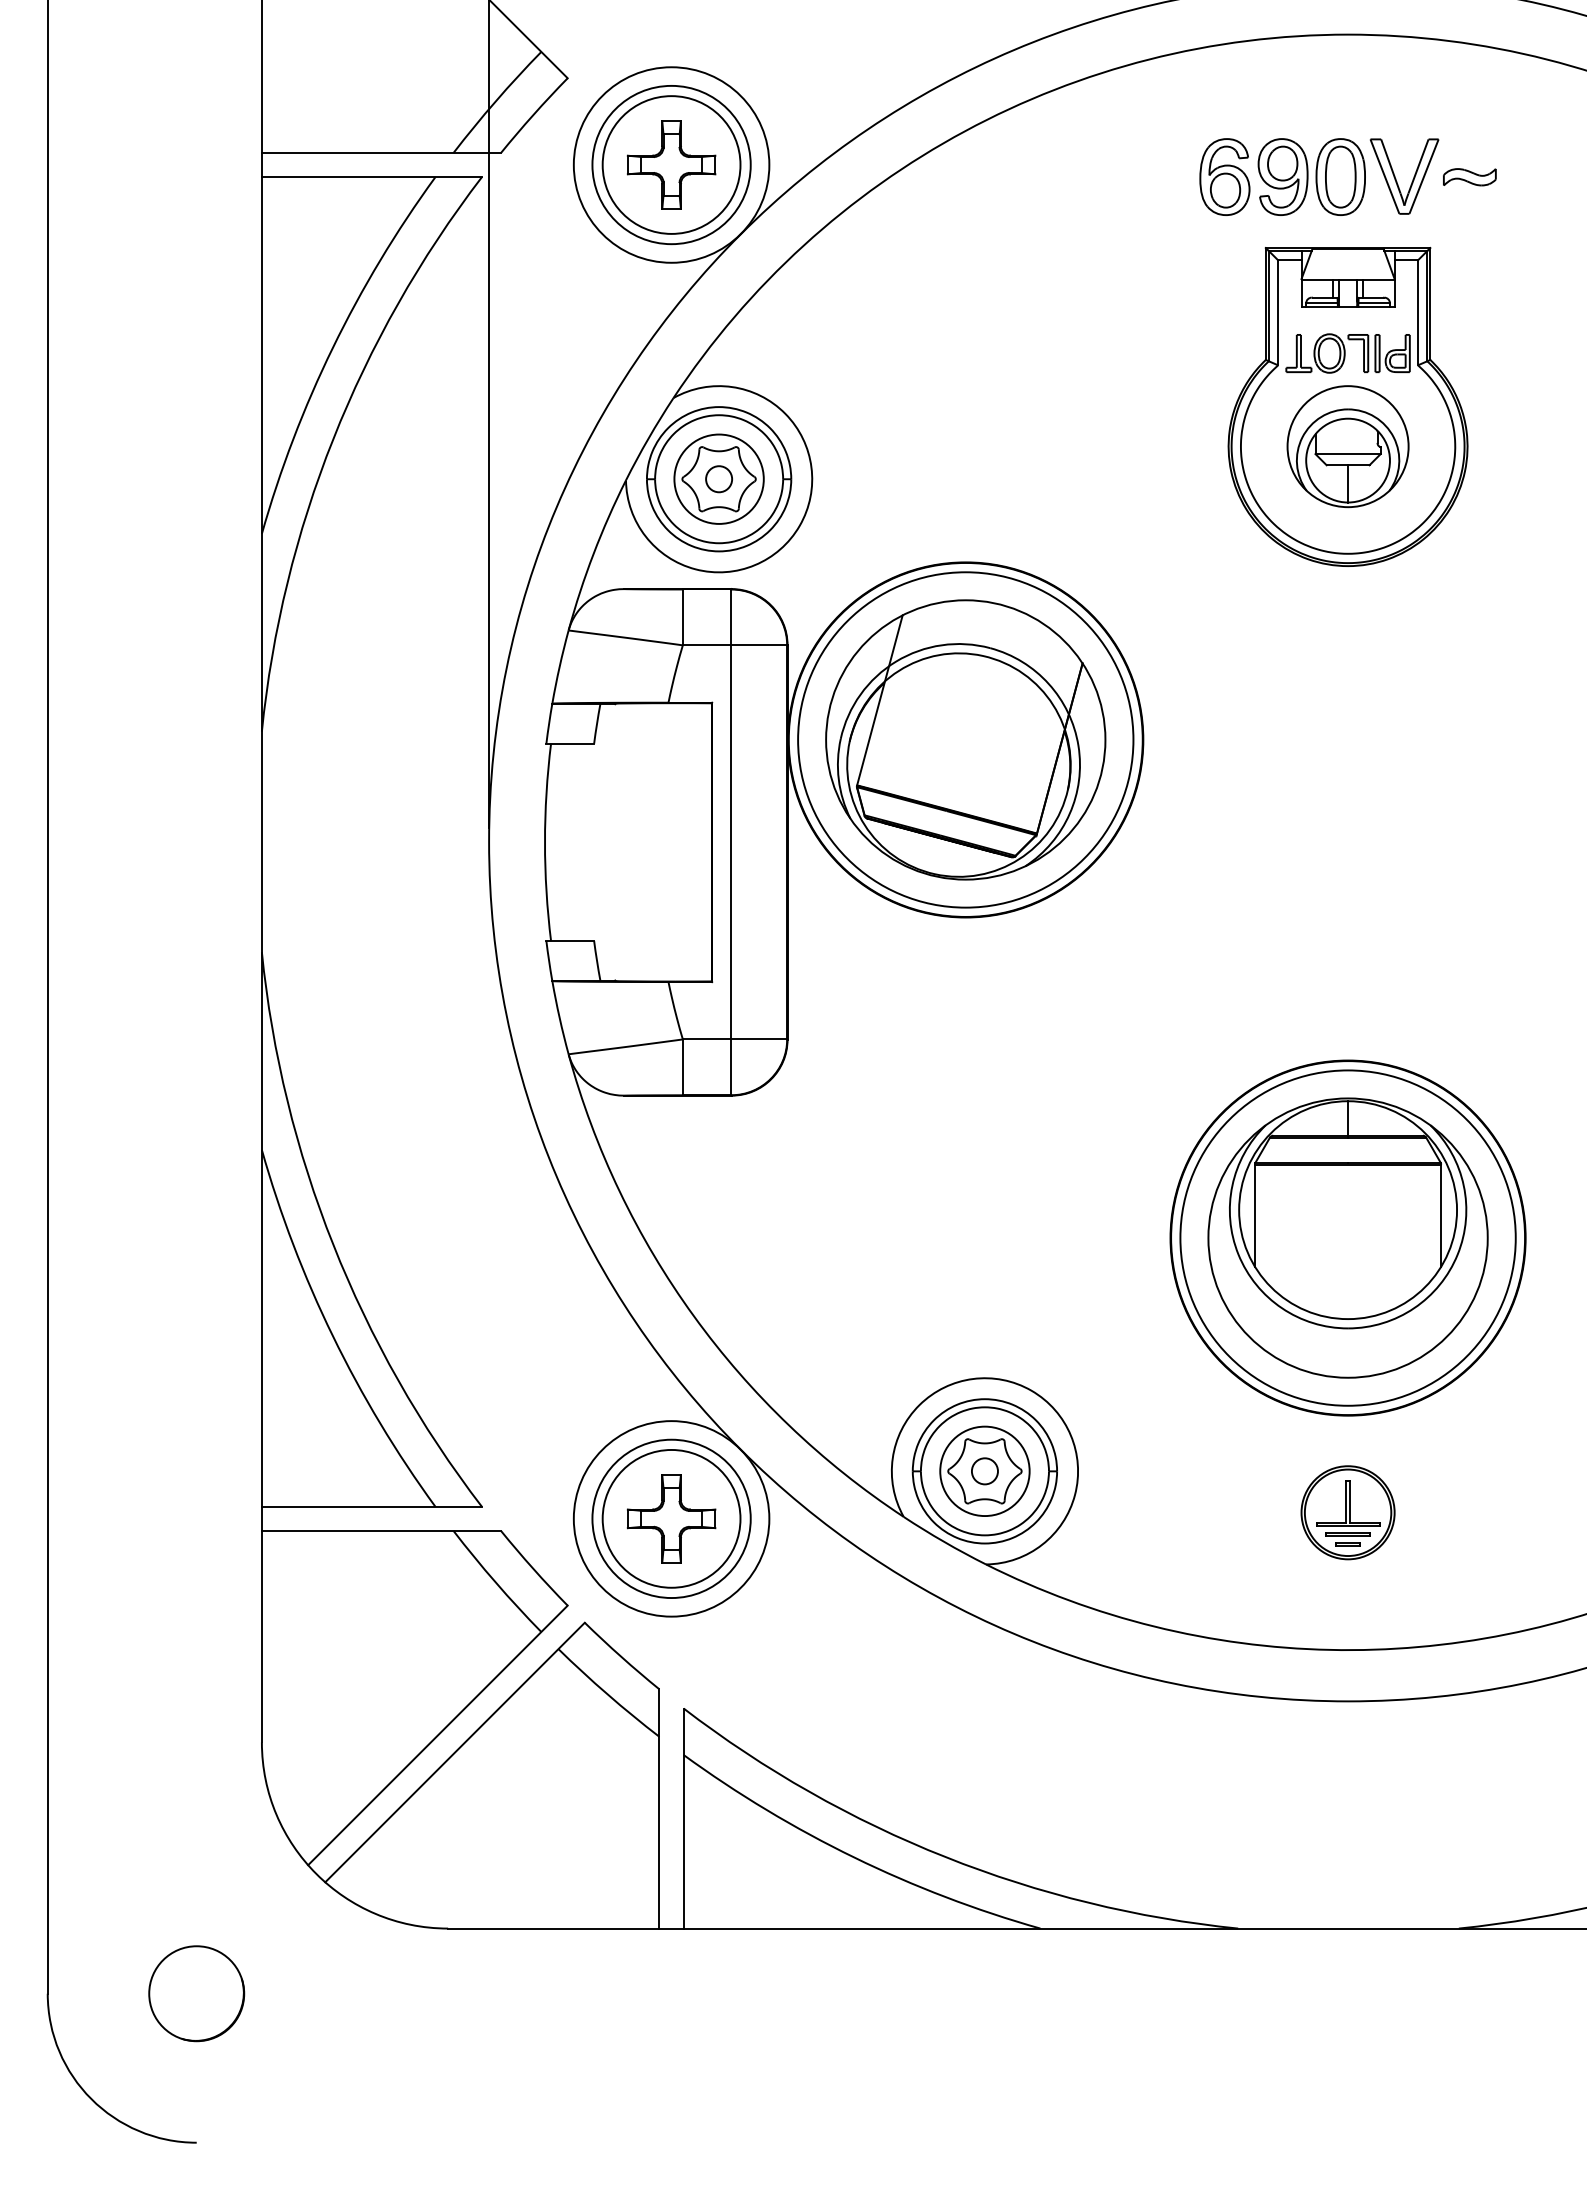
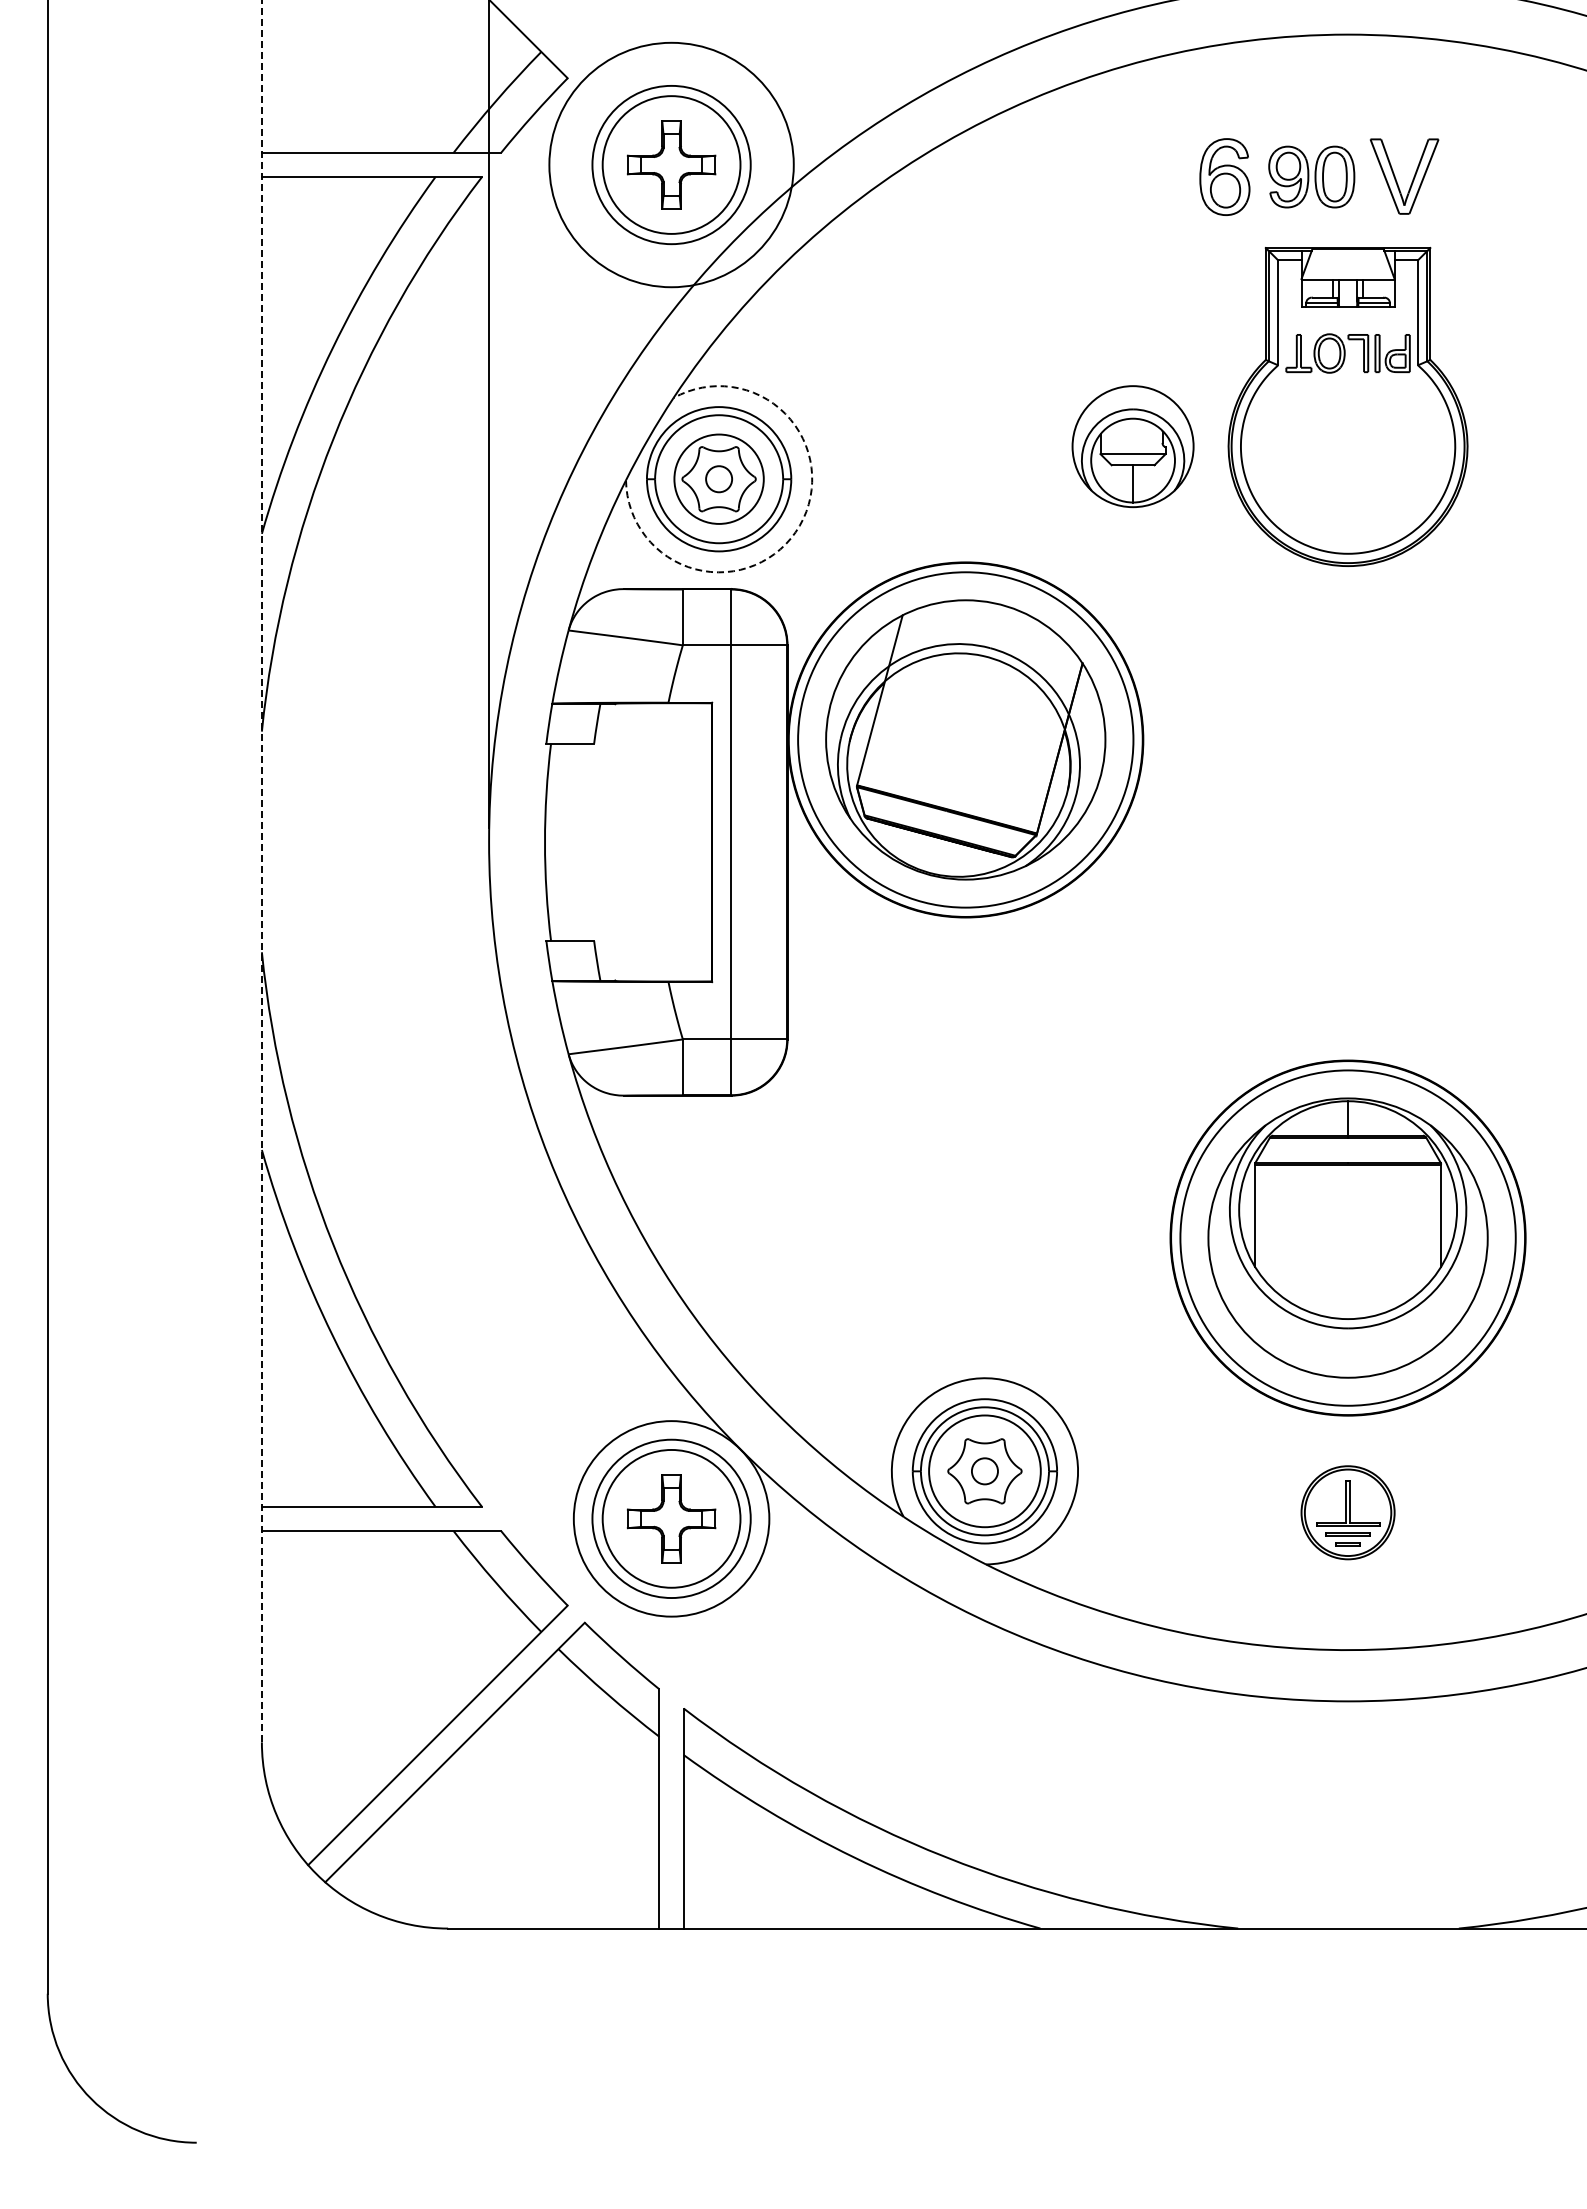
circle diameter: 196 px -> 244 px (671, 164)
part size: 109x78 px -> 88x64 px (1311, 176)
part: present -> none (1469, 177)
part position: (1347, 446) -> (1132, 446) (1132, 446)
arc: solid -> dashed (799, 525)
line: solid -> dashed (261, 871)
circle diameter: 89 px -> 112 px (984, 1471)
part: present -> none (196, 1993)
